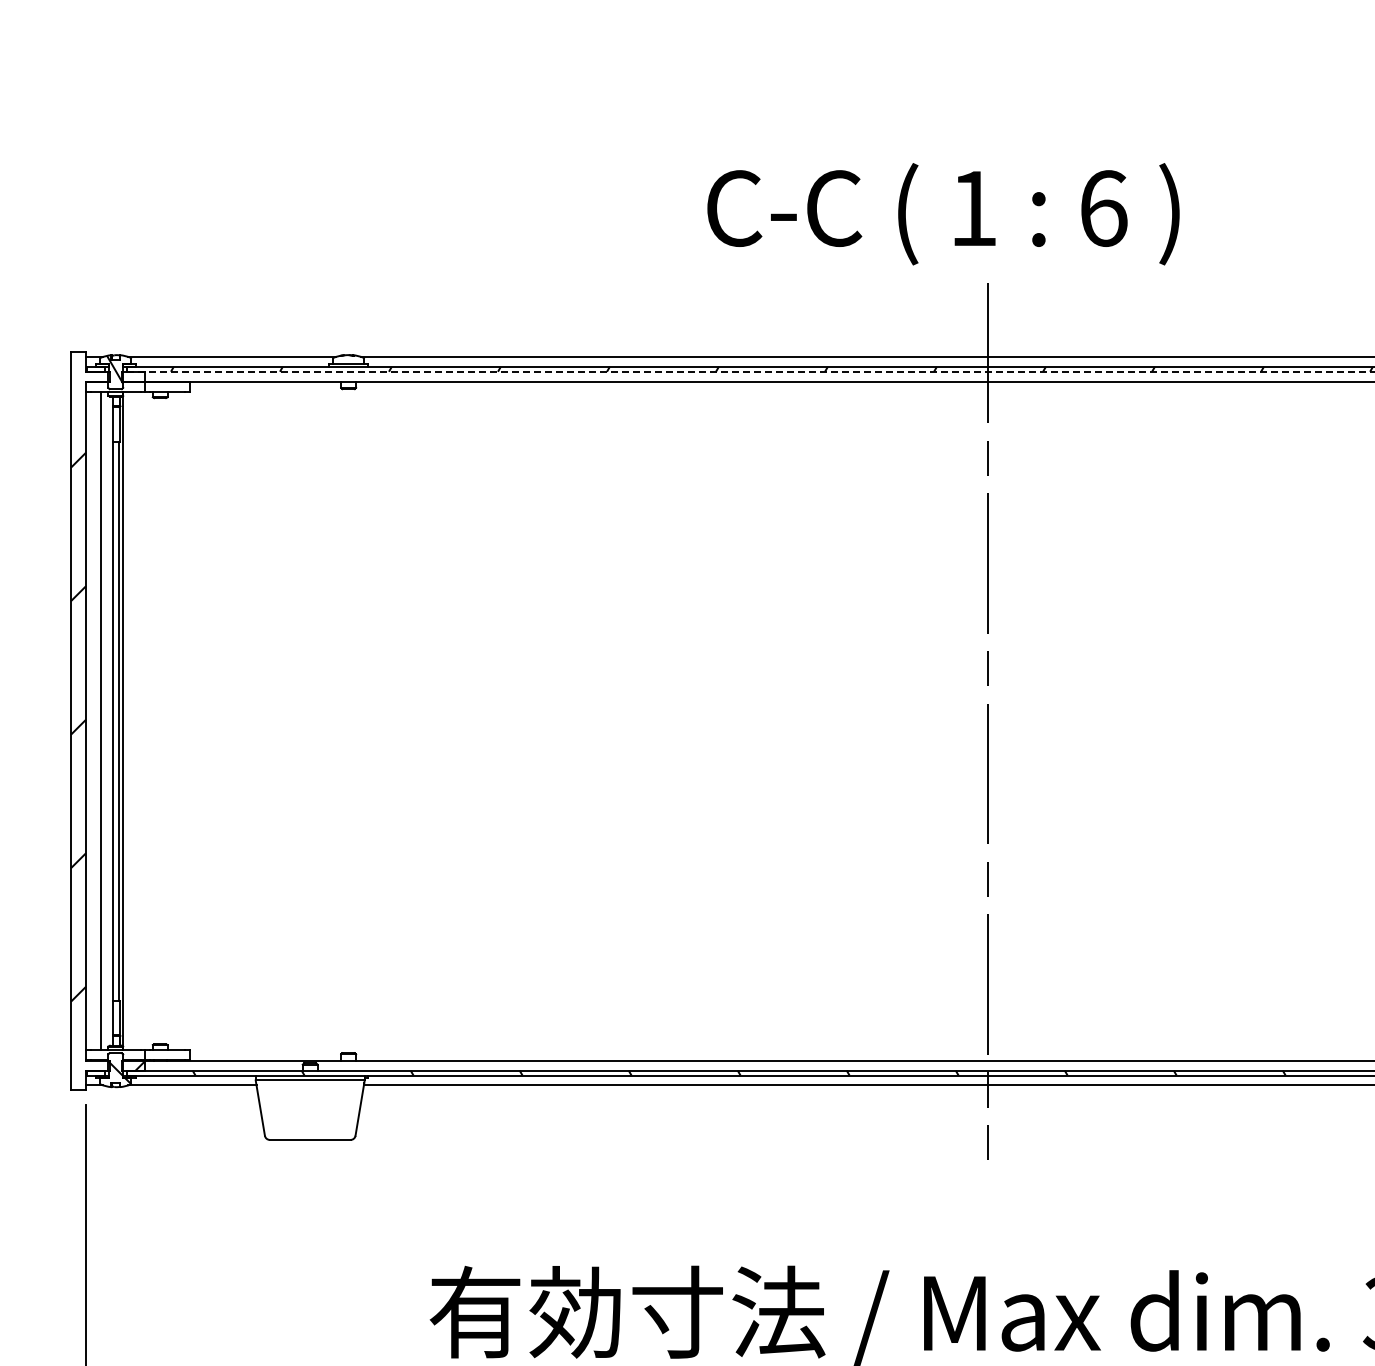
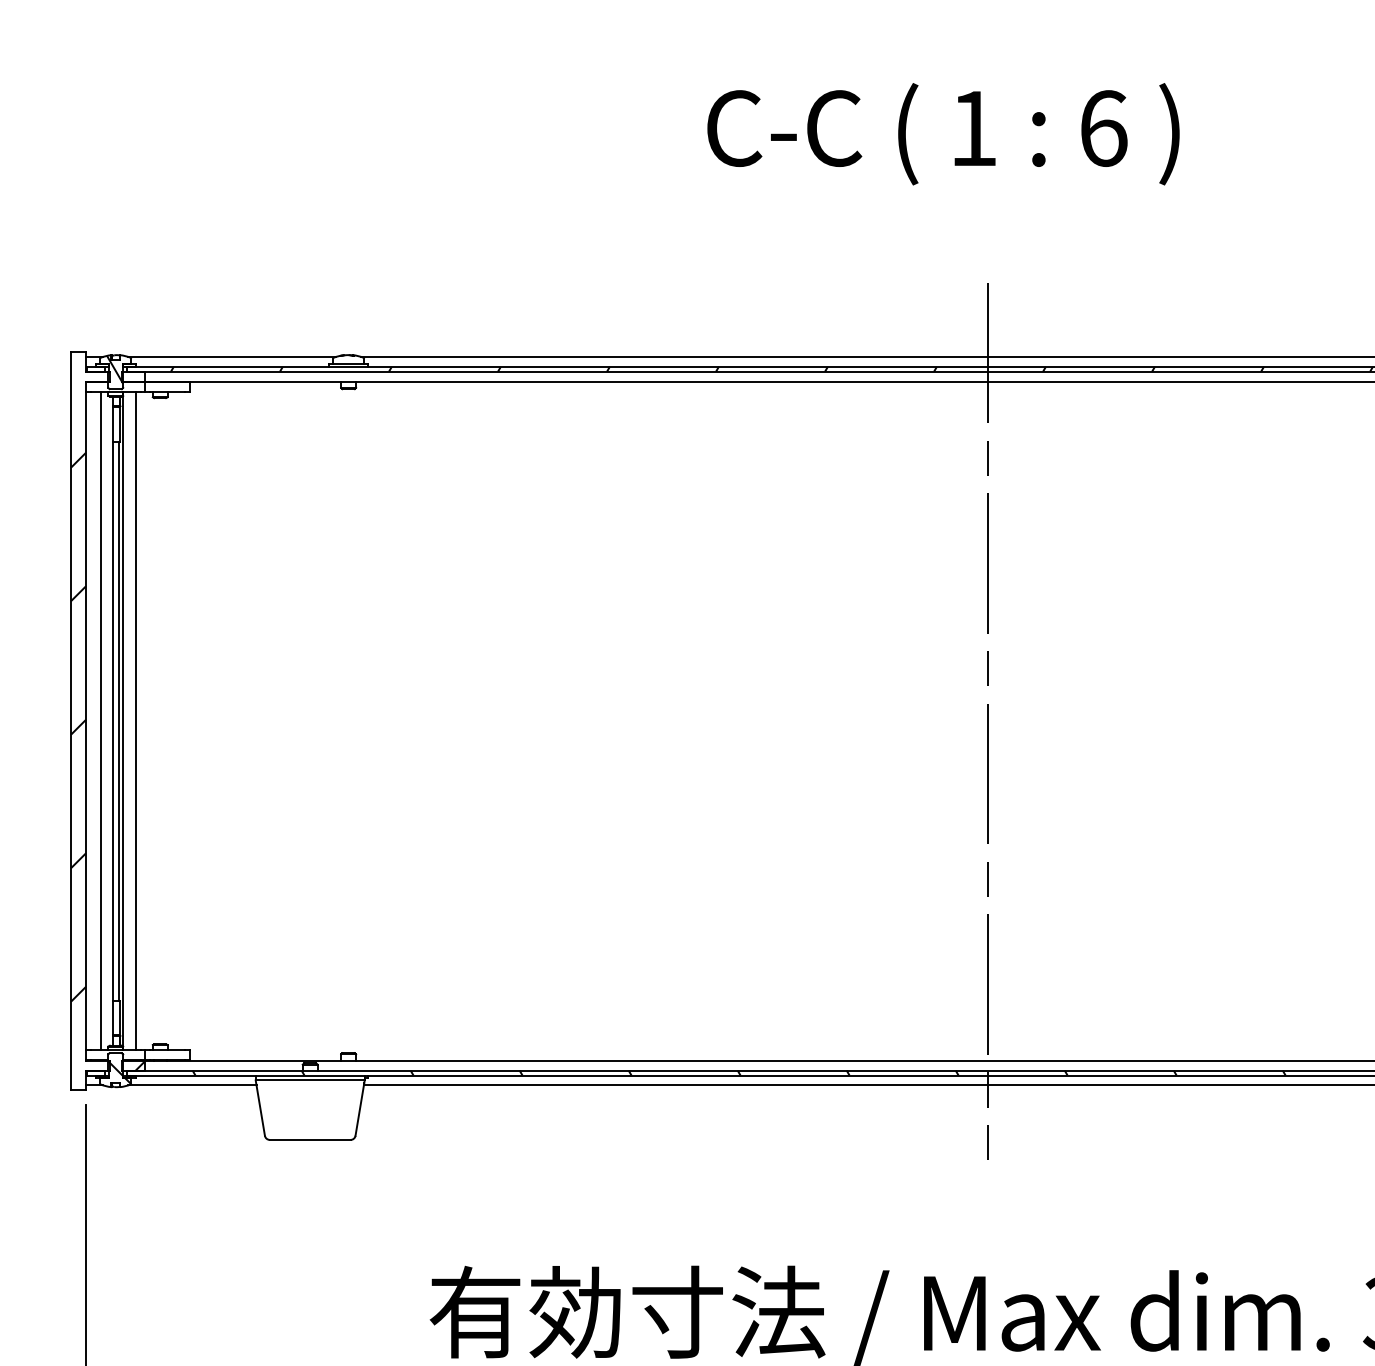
text position: (943, 214) -> (943, 134) (943, 134)
line: dashed -> solid (750, 371)
line: none -> present (135, 721)
